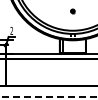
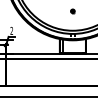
line: dashed -> solid (48, 96)
